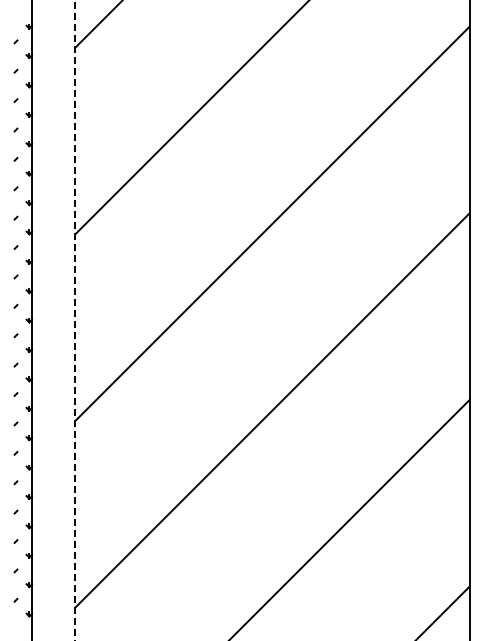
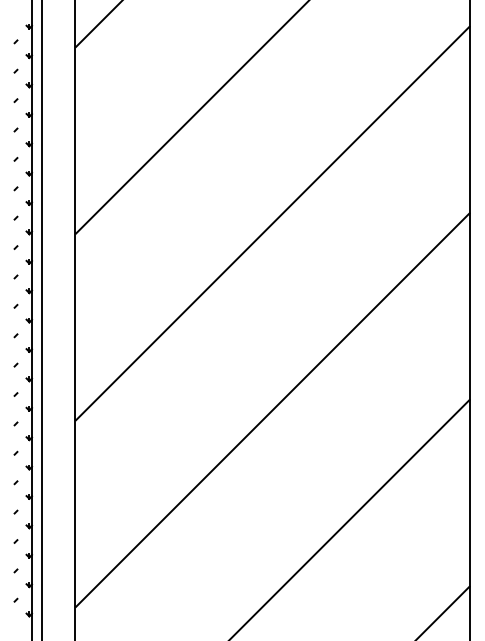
line: none -> present (42, 319)
line: dashed -> solid (75, 319)
